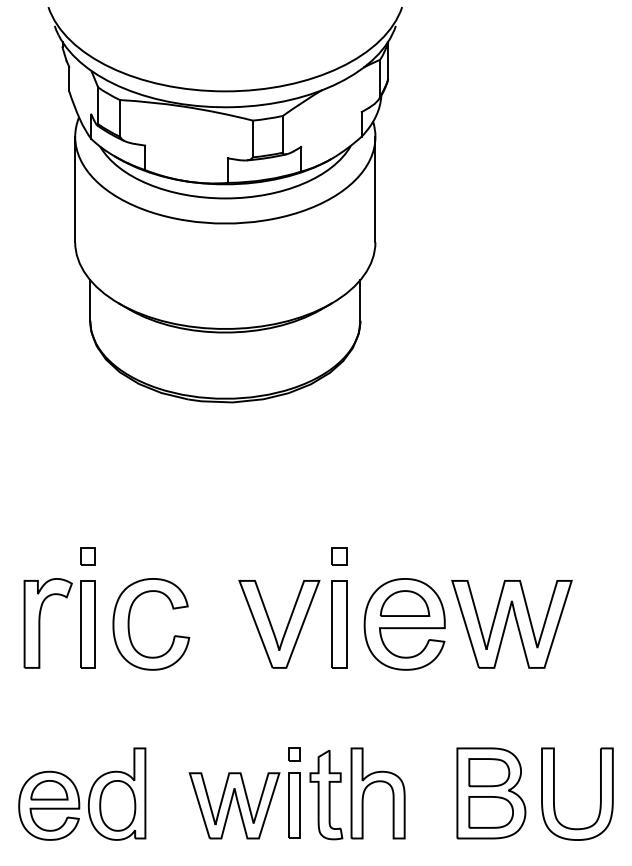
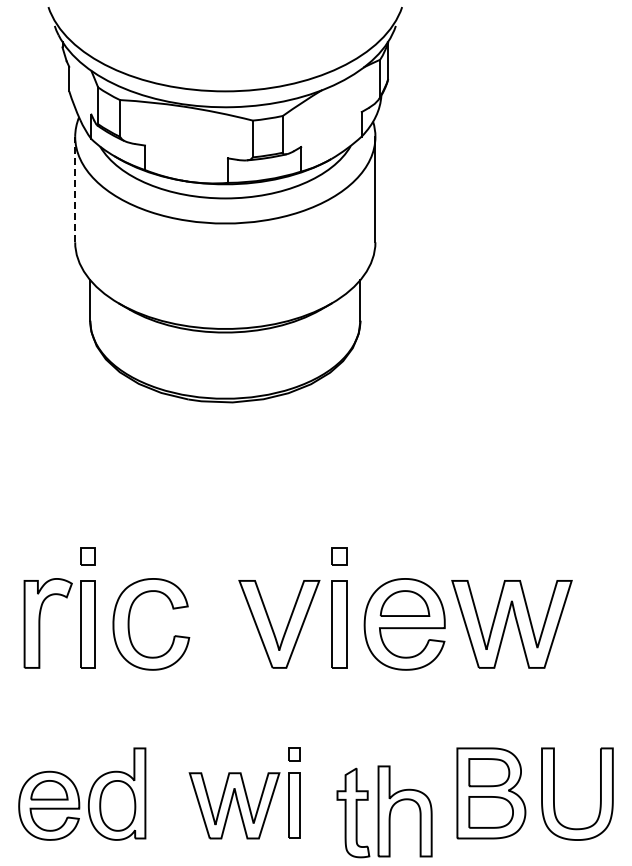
line: solid -> dashed (75, 189)
part position: (357, 793) -> (384, 811) (384, 811)
